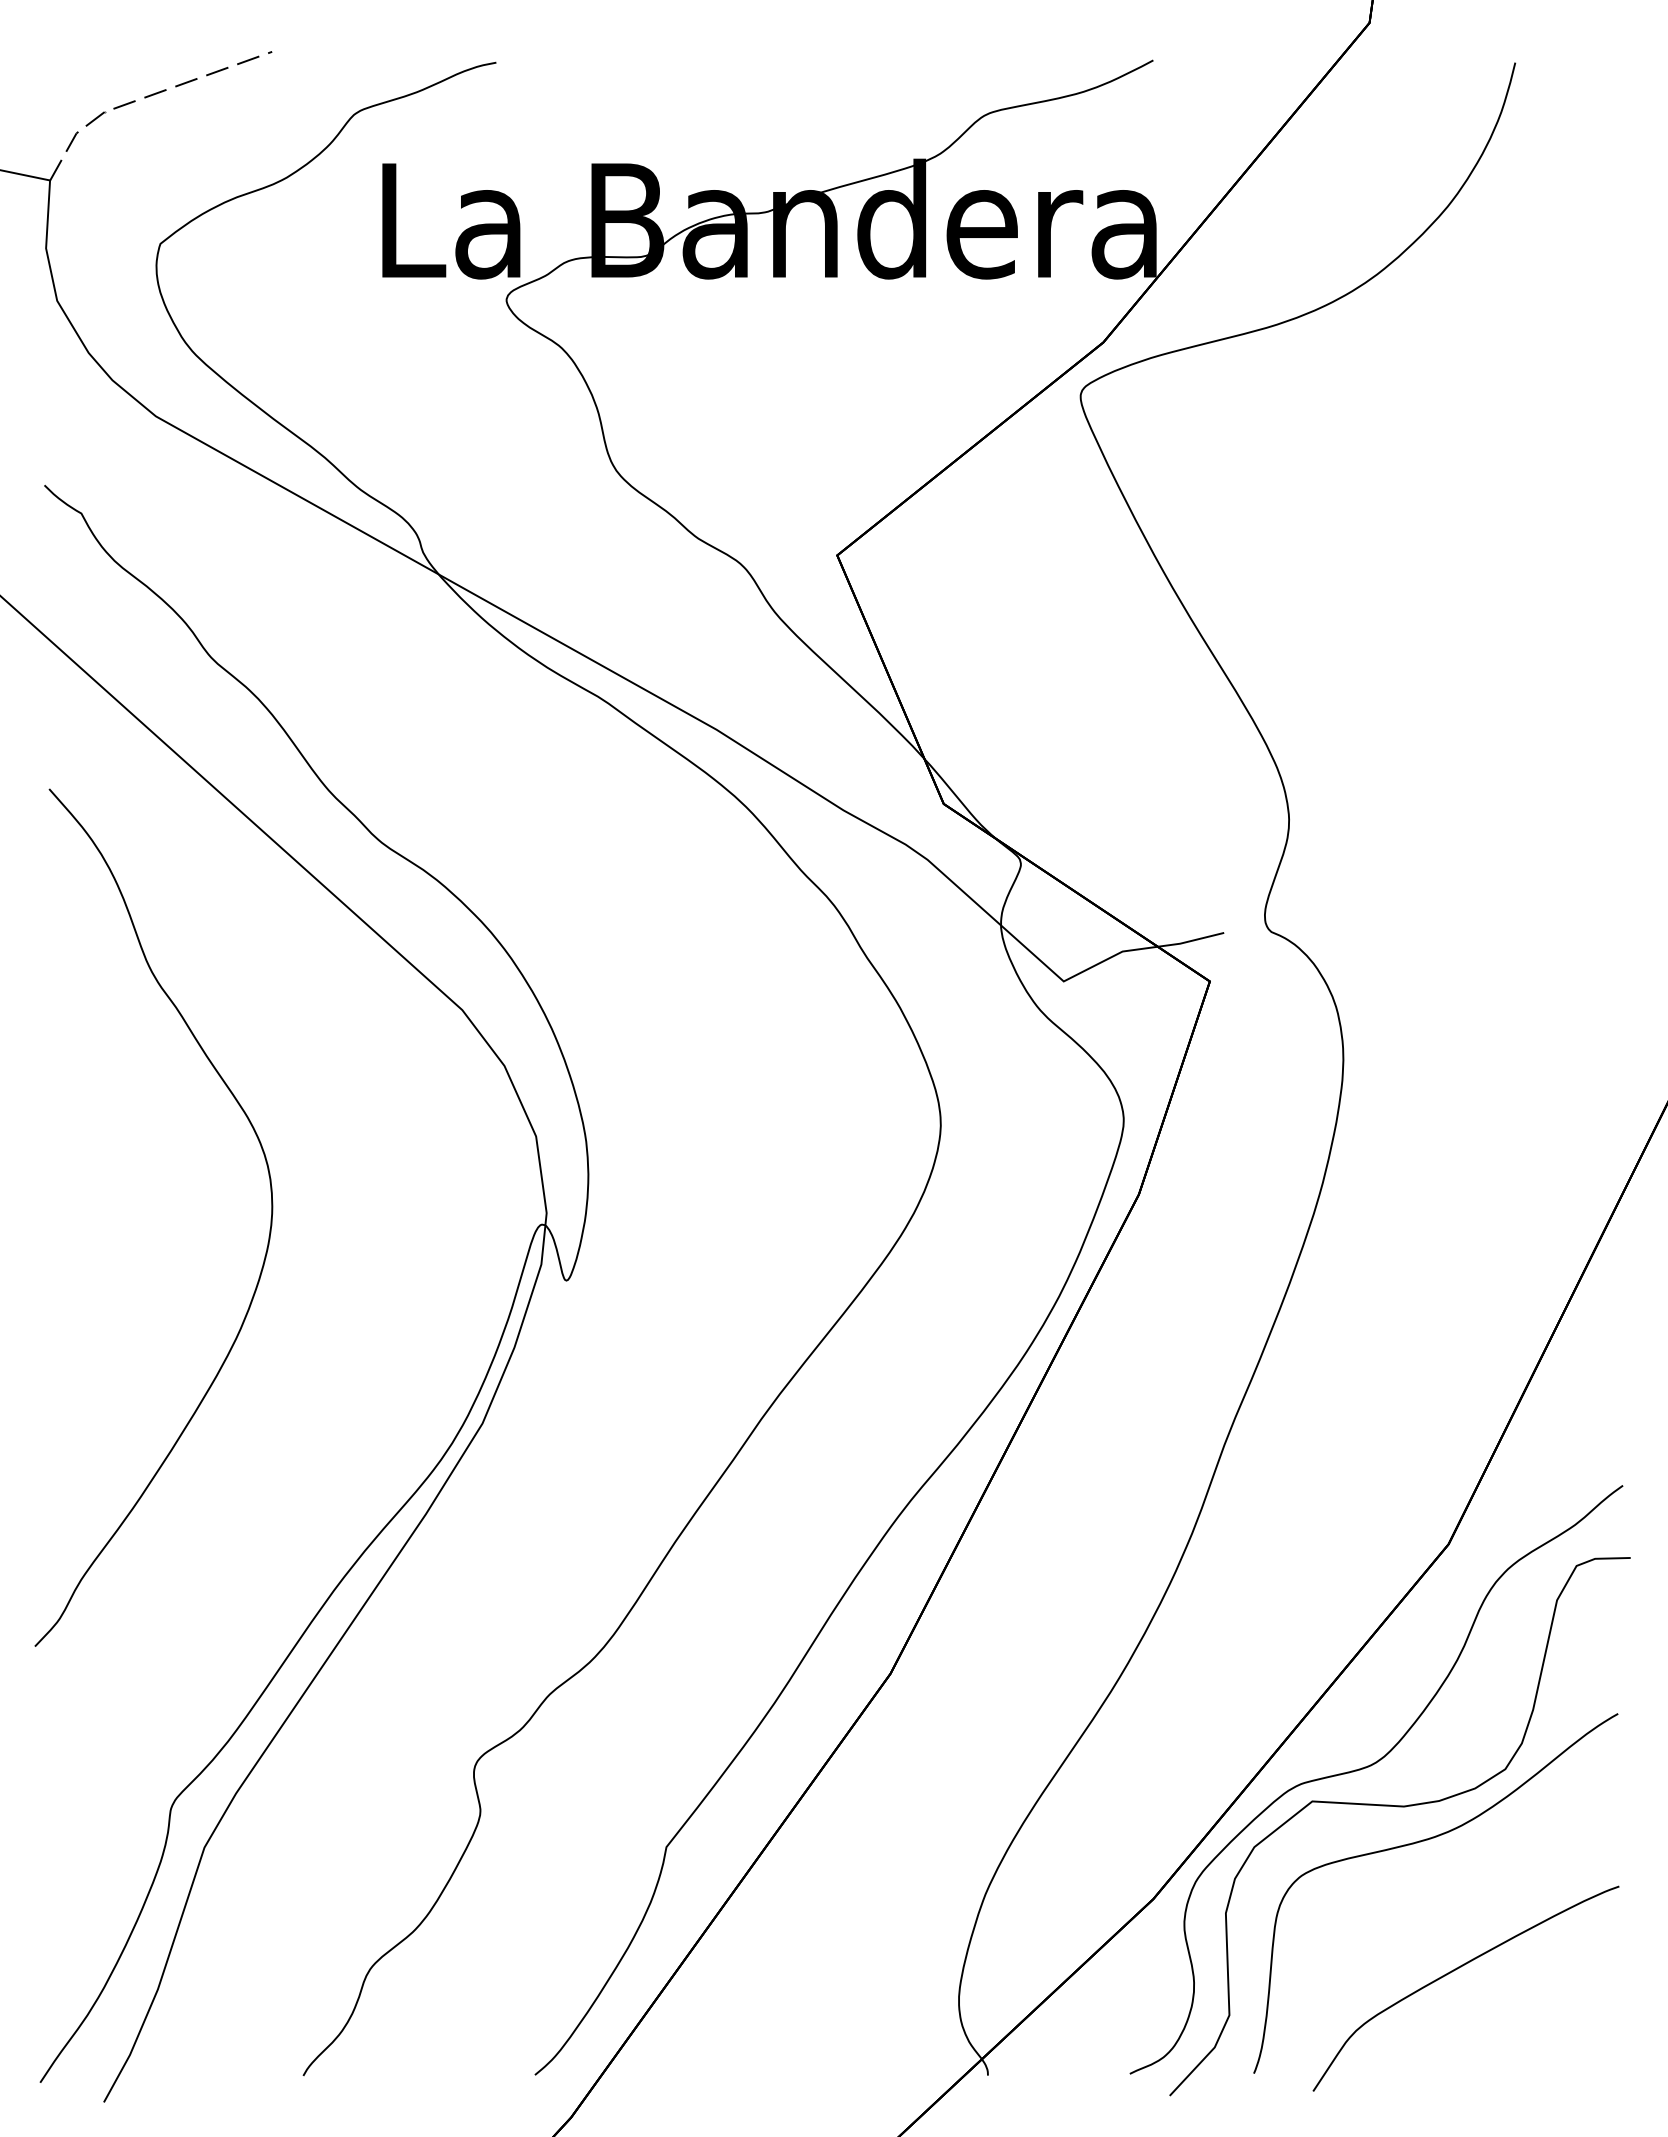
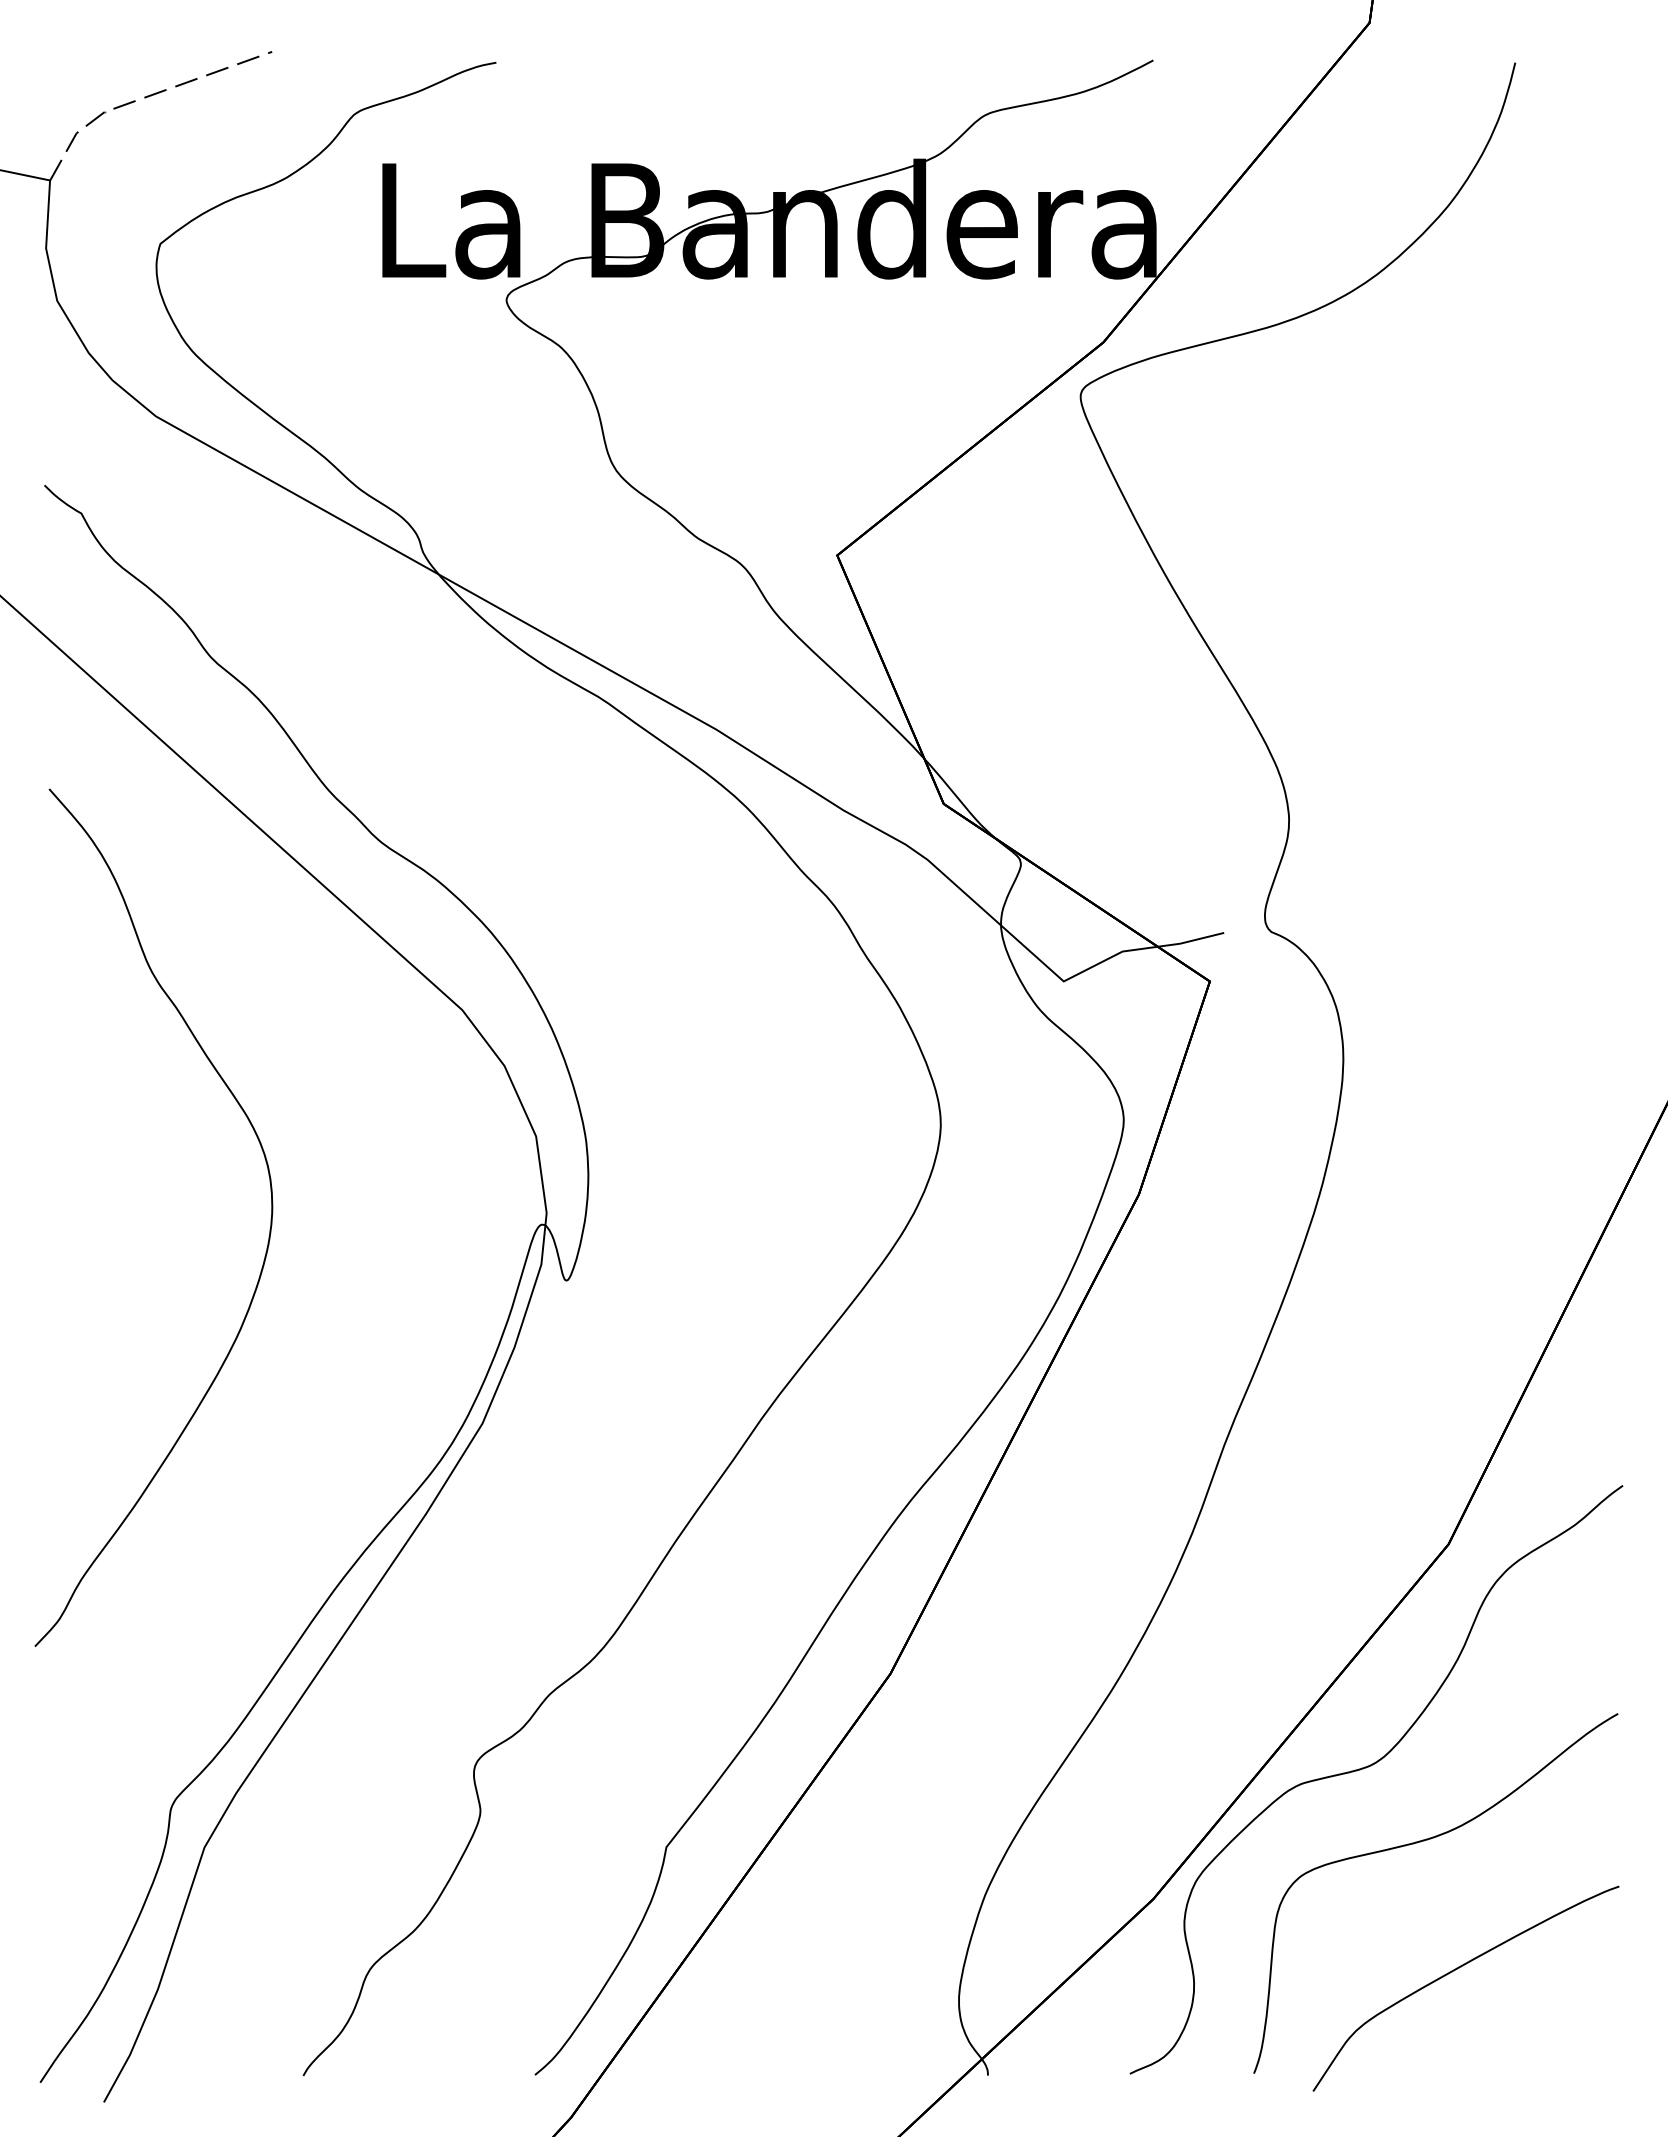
curve: present -> none (1399, 1807)
